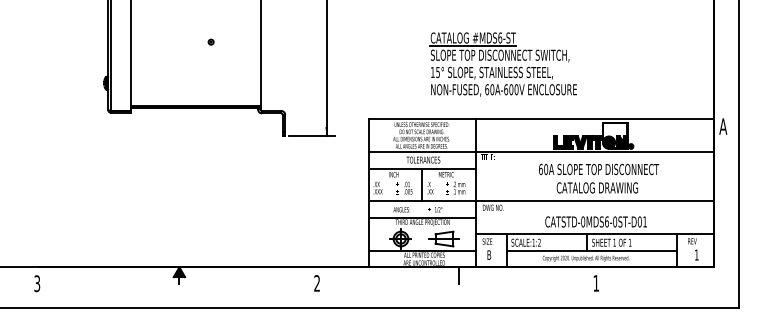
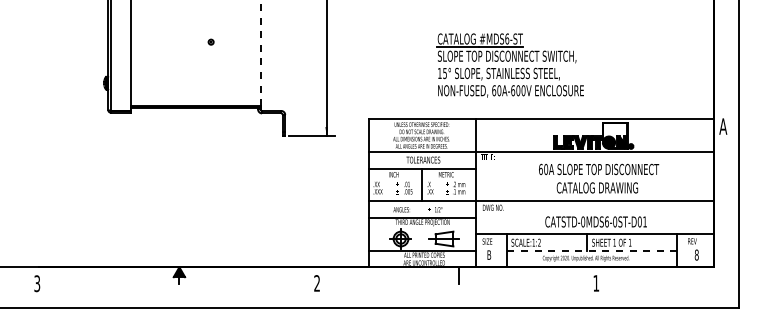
line: solid -> dashed (260, 53)
part position: (502, 64) -> (509, 65) (509, 65)
line: solid -> dashed (591, 250)
text: 1 -> 8 (696, 254)
